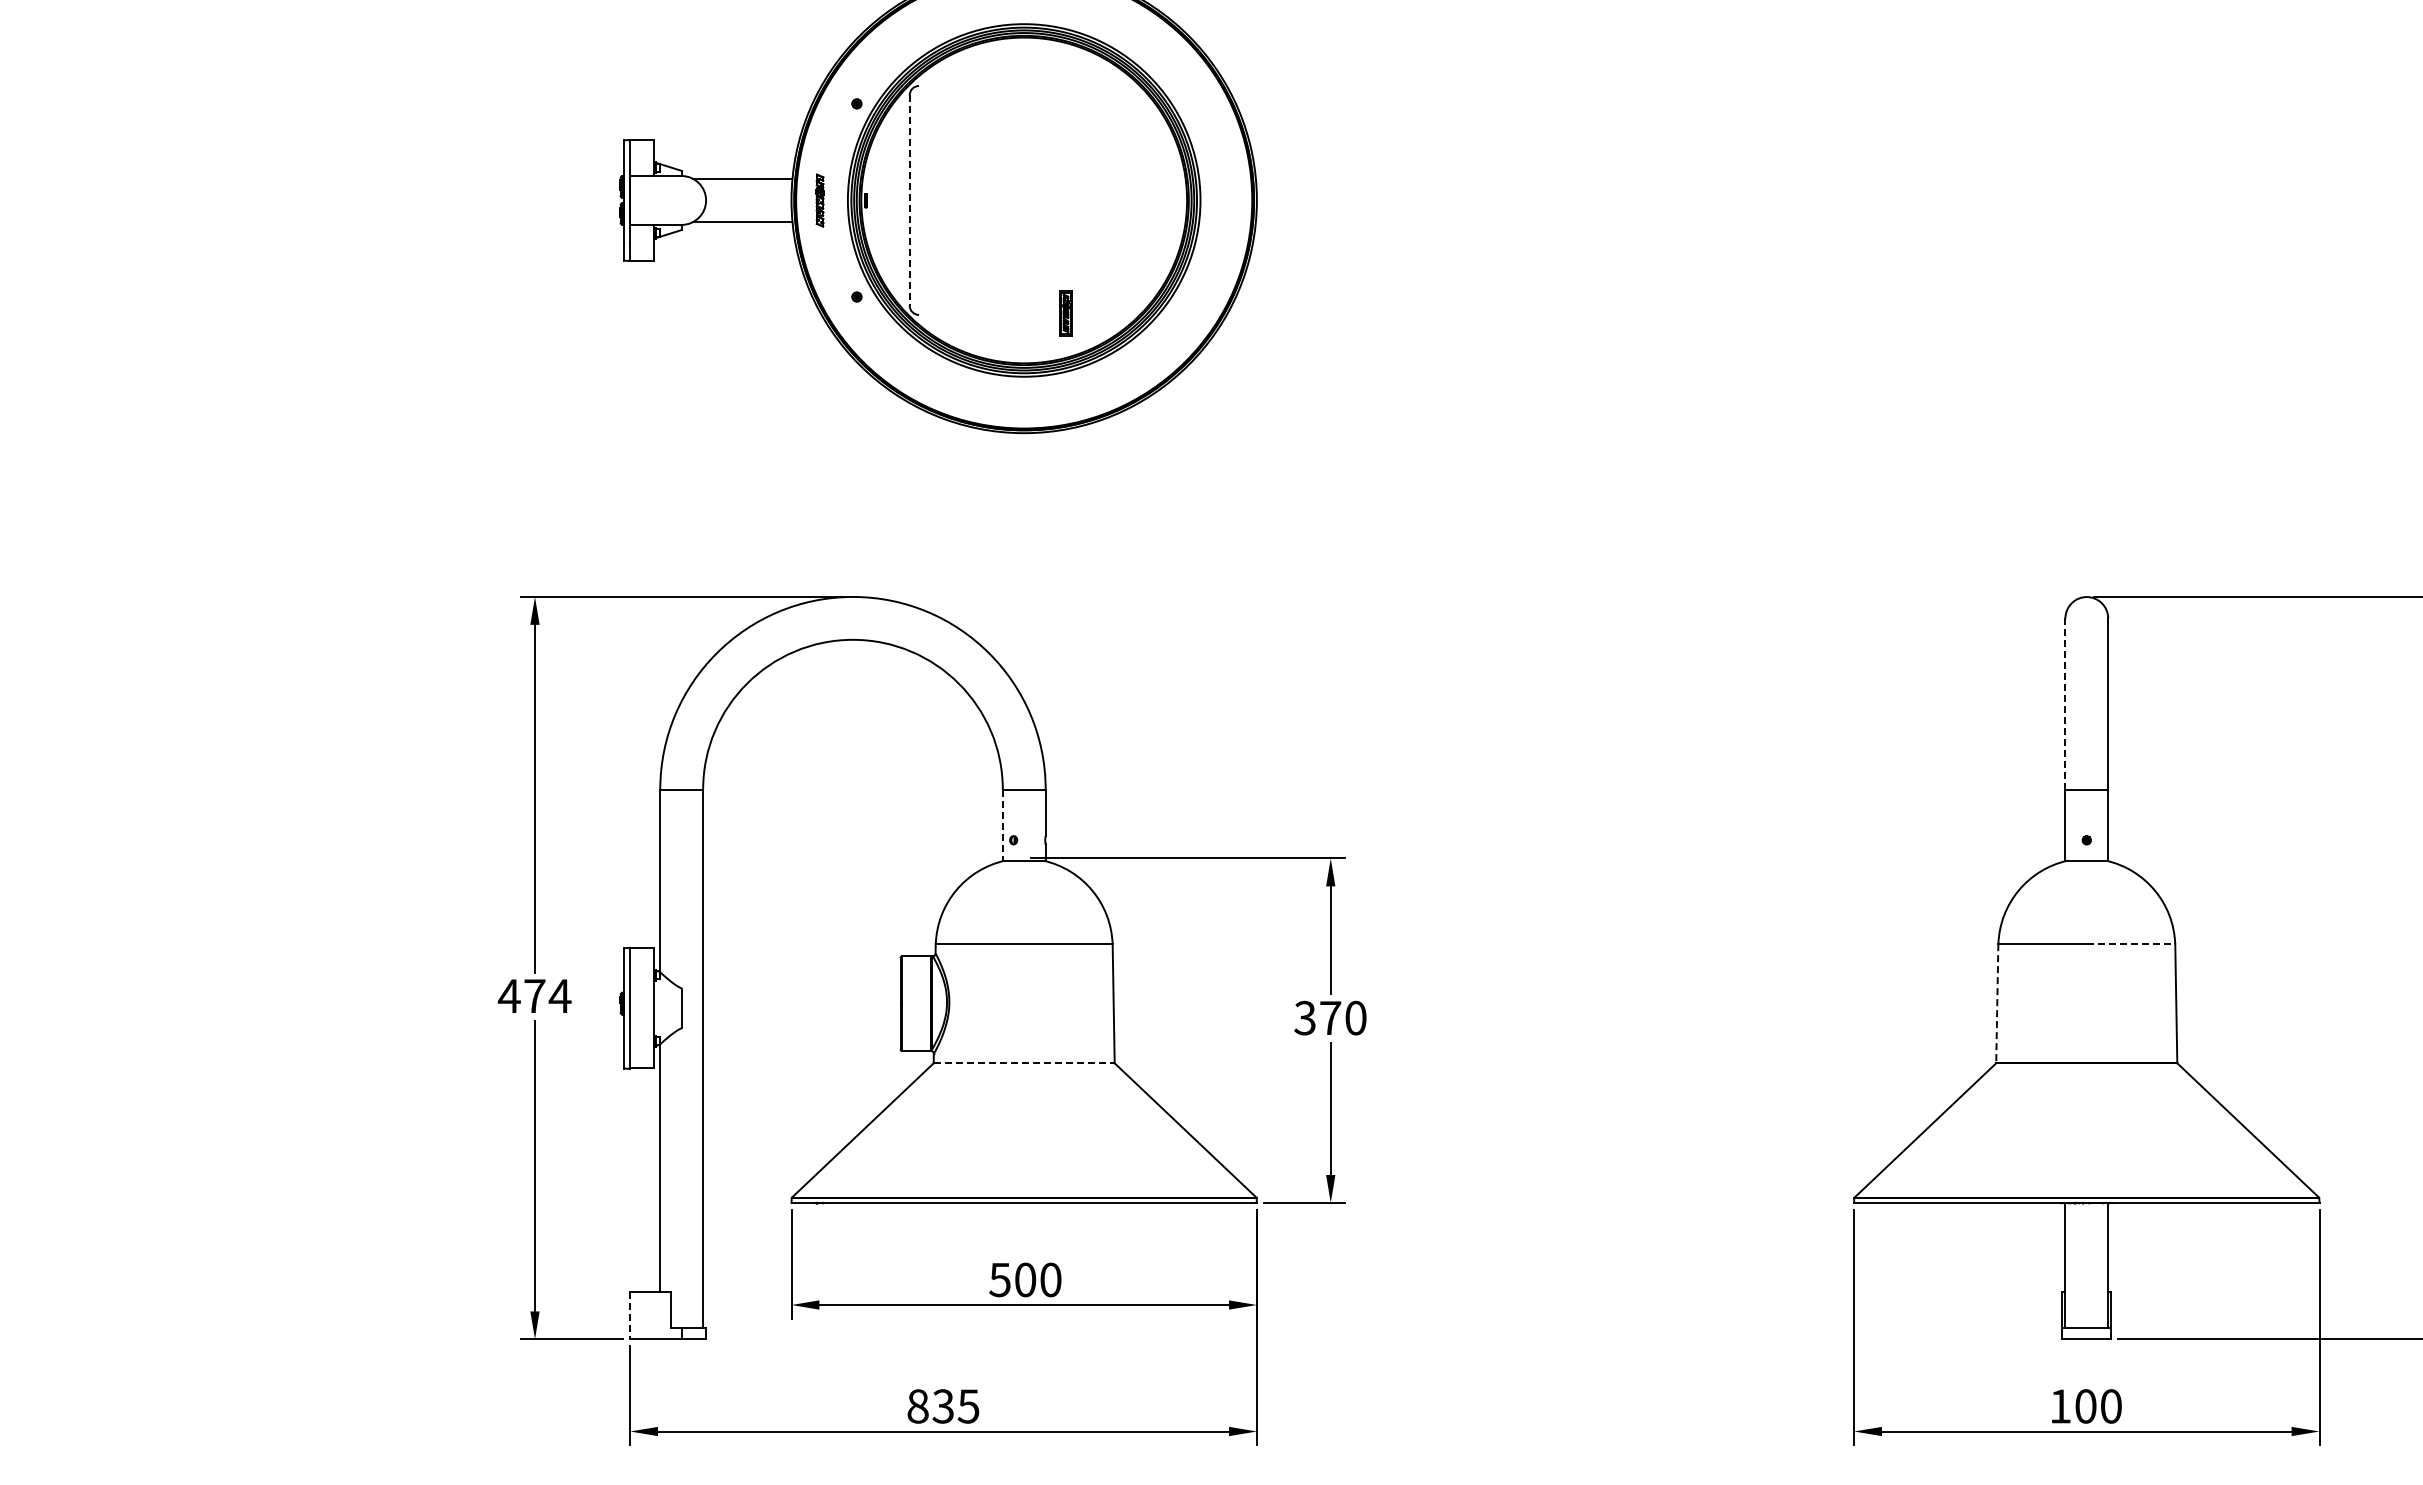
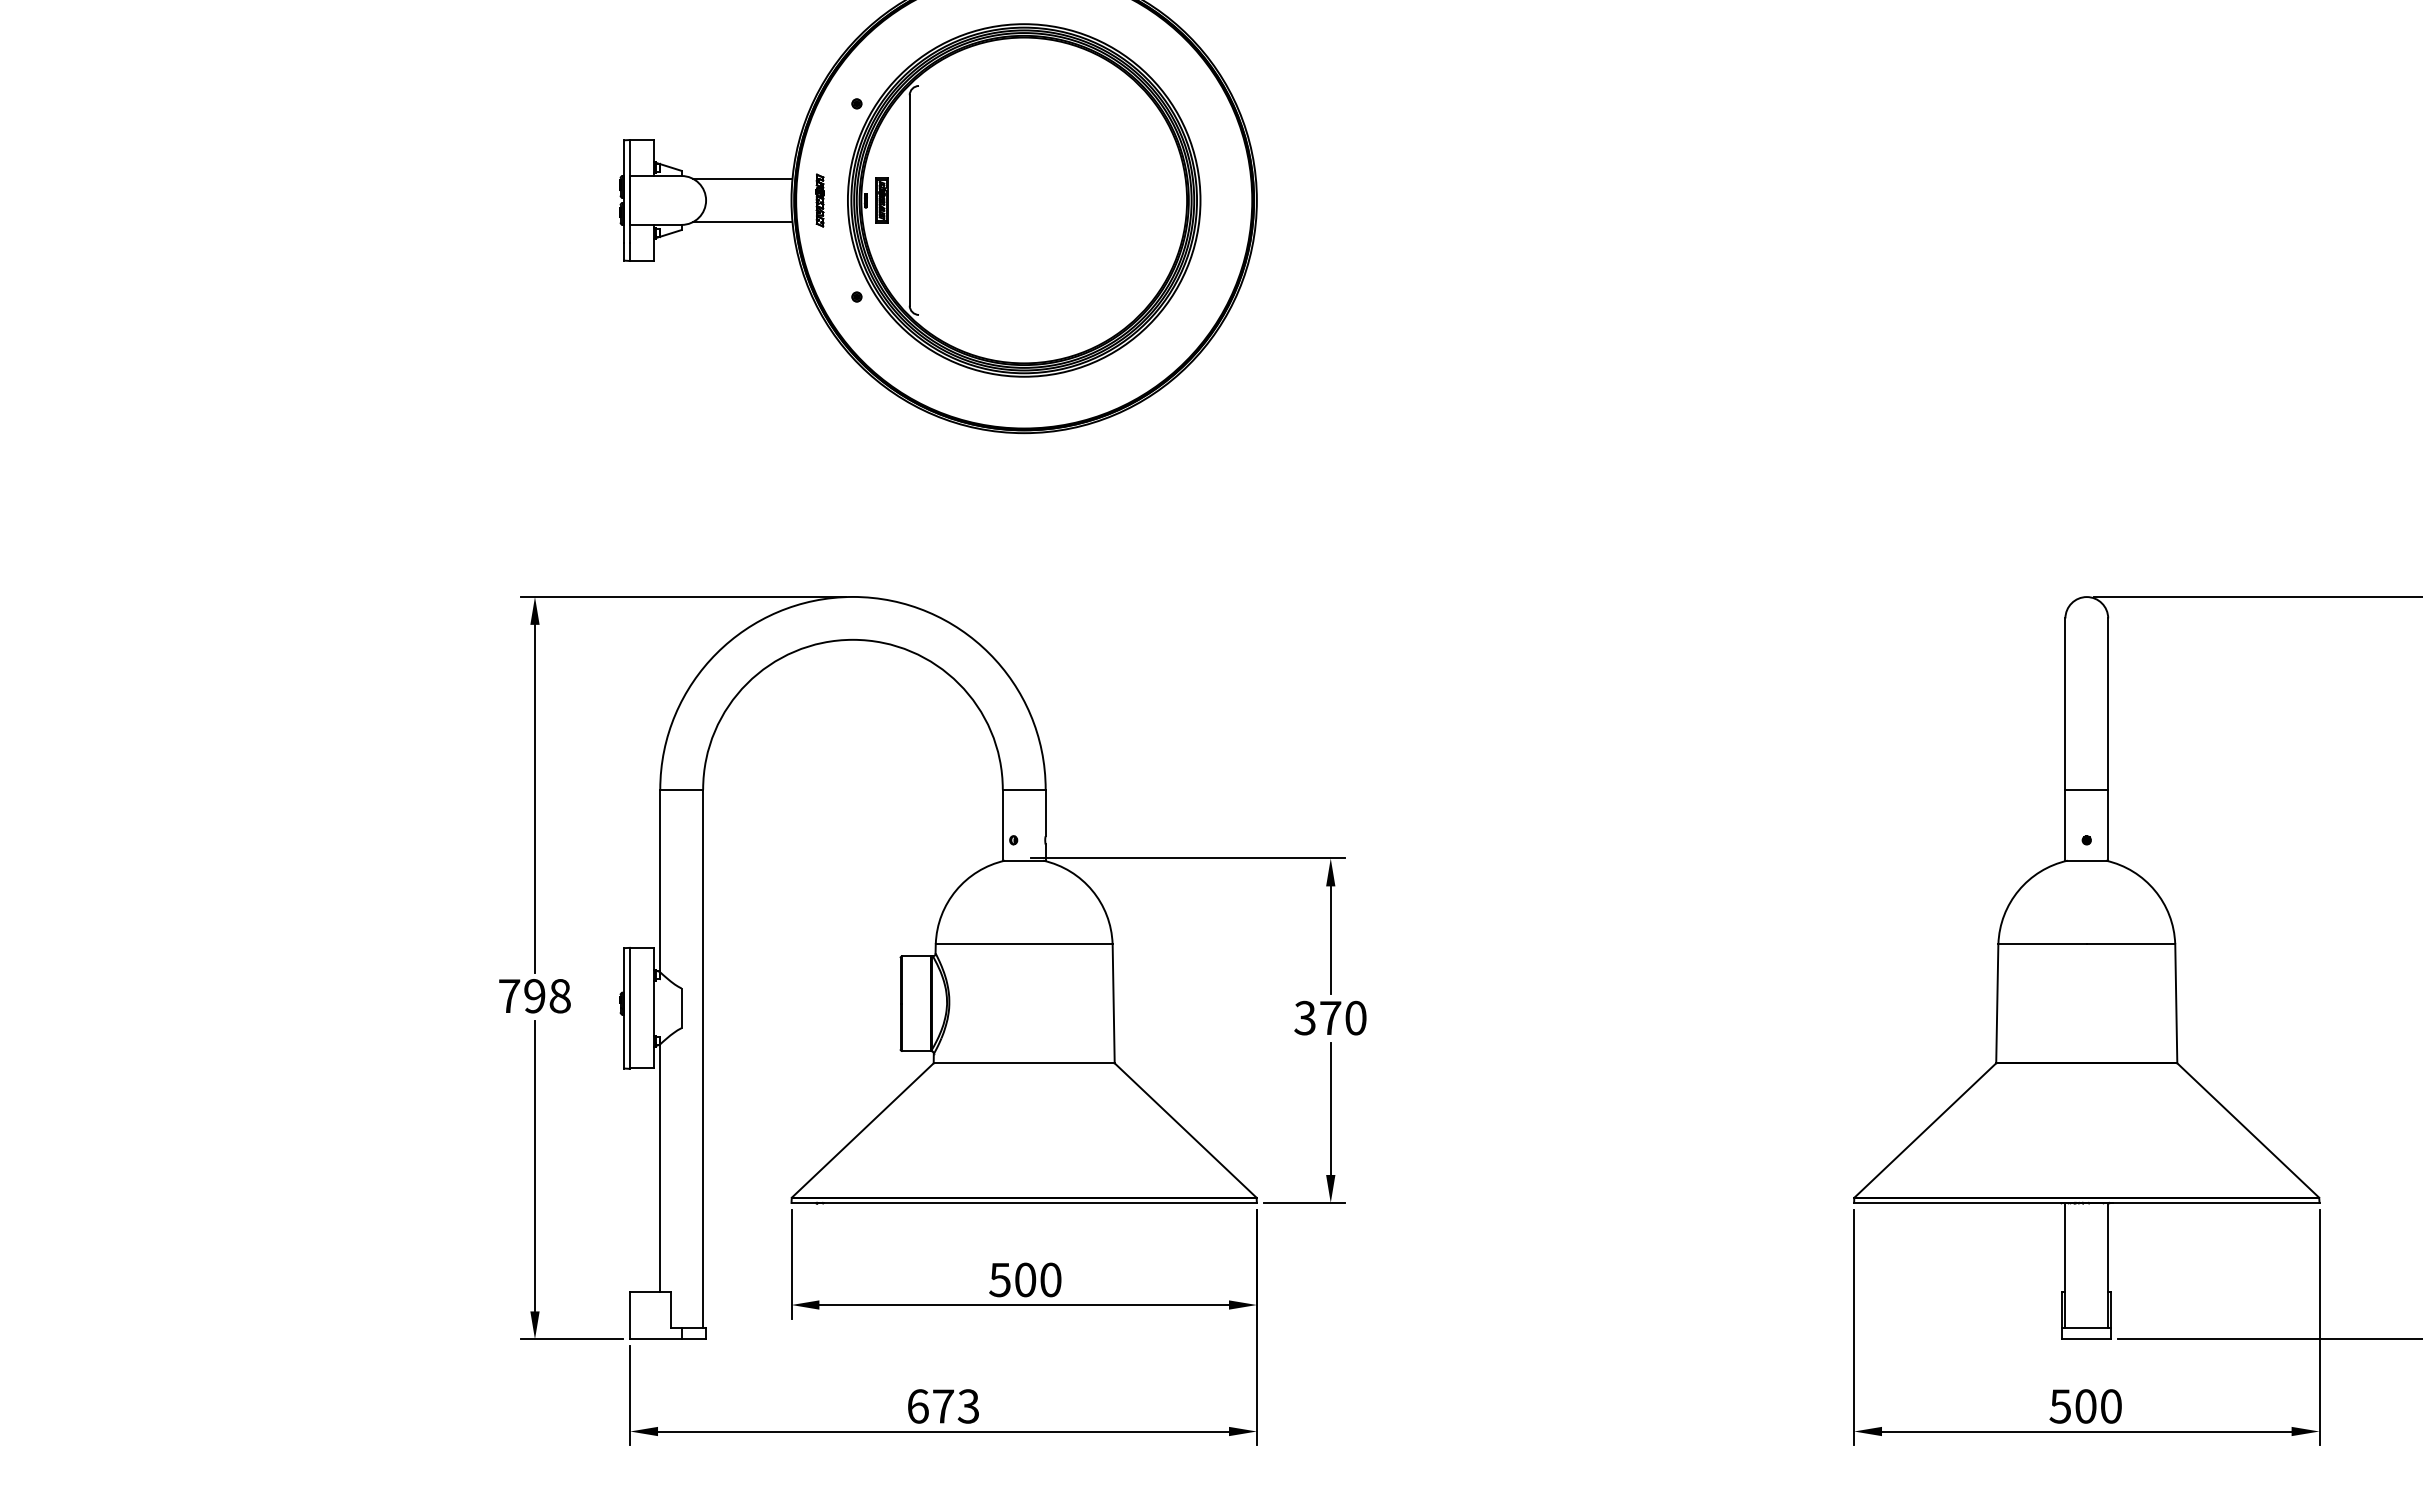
line: dashed -> solid (909, 200)
part position: (1065, 313) -> (881, 200) (881, 200)
line: dashed -> solid (2065, 704)
line: dashed -> solid (1002, 825)
line: dashed -> solid (2131, 944)
text: 474 -> 798 (534, 996)
line: dashed -> solid (1997, 1003)
line: dashed -> solid (1024, 1063)
line: dashed -> solid (630, 1315)
text: 835 -> 673 (943, 1406)
text: 100 -> 500 (2059, 1406)
